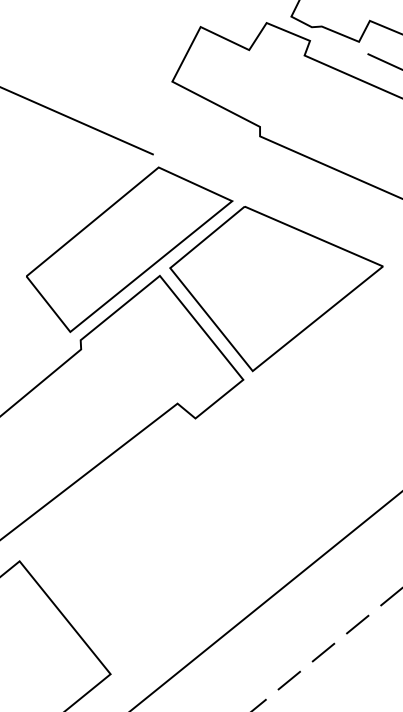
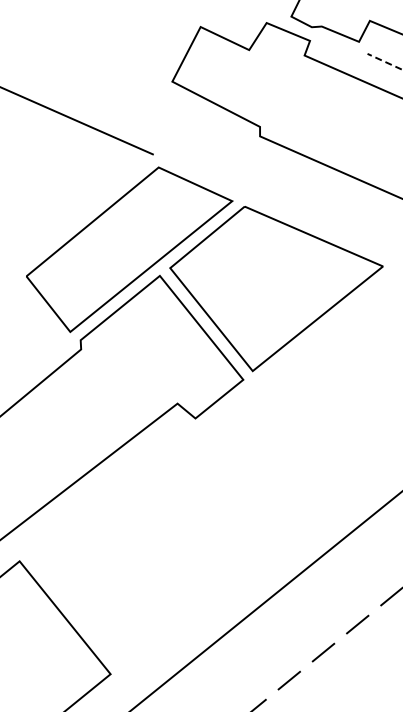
line: solid -> dashed (384, 61)
